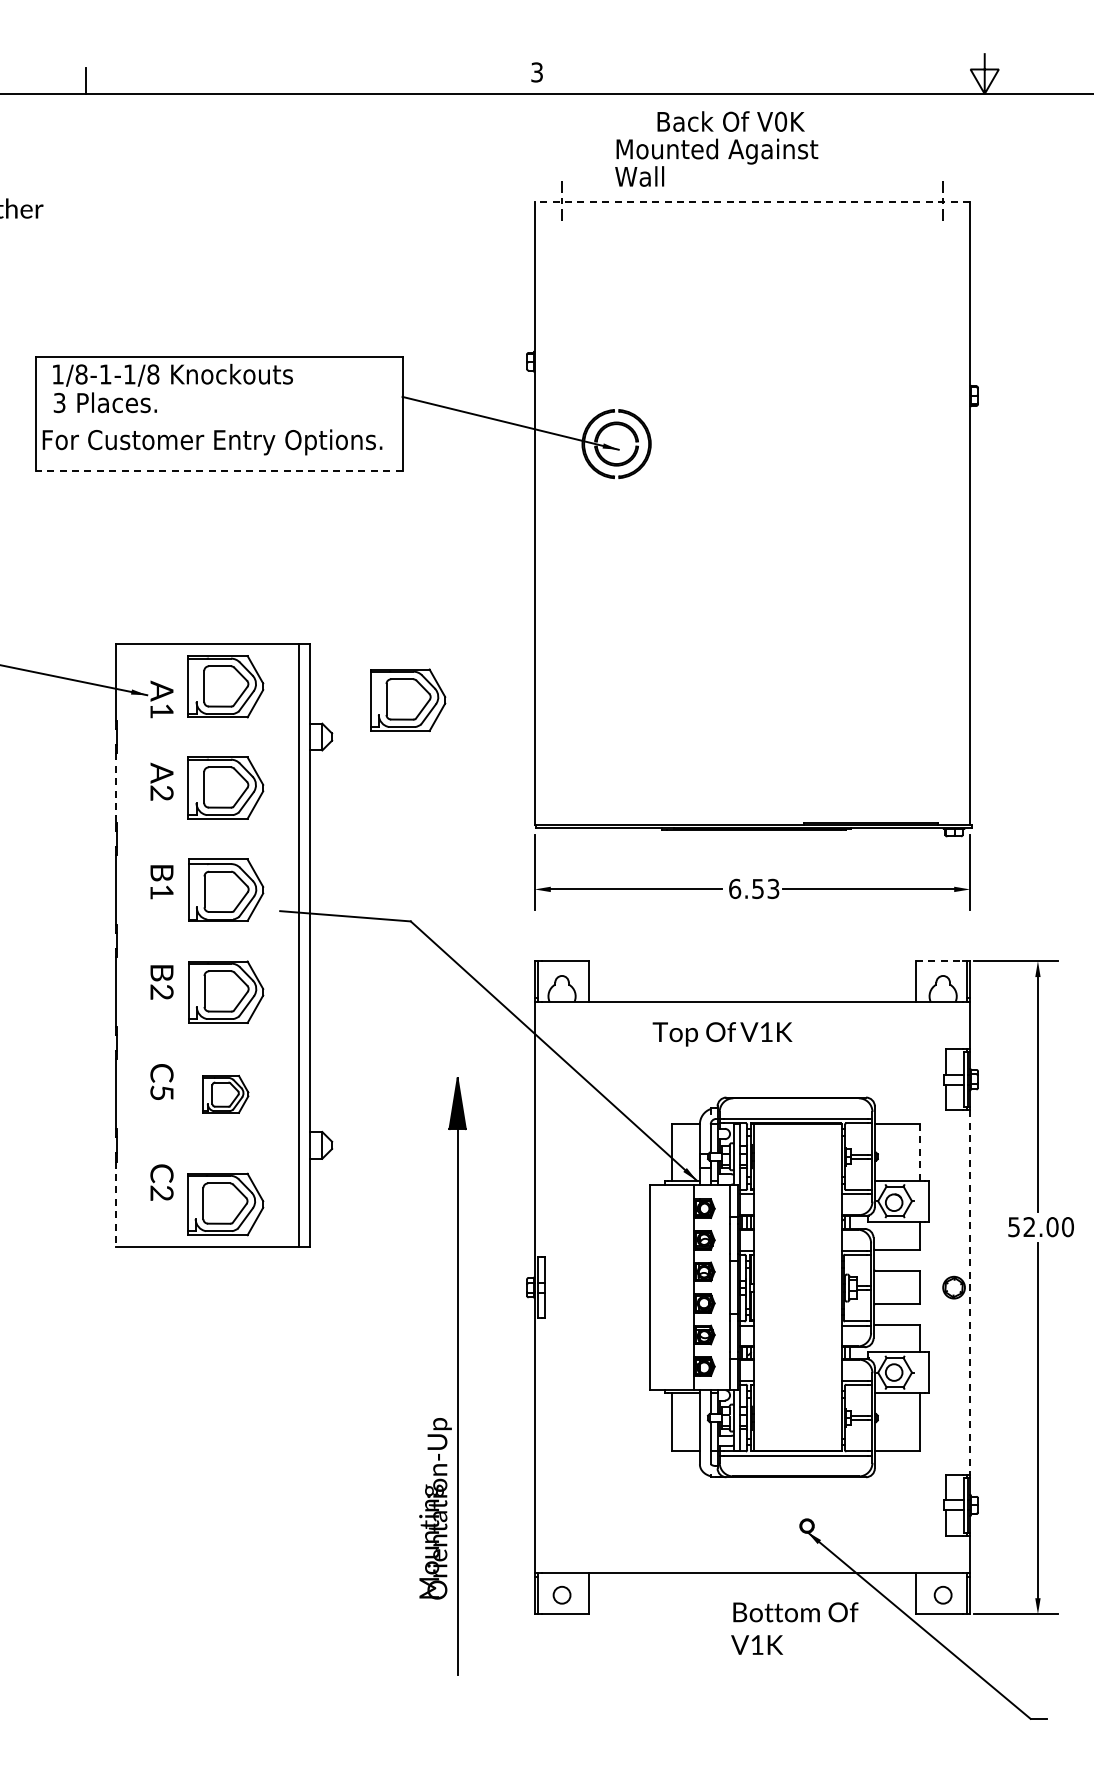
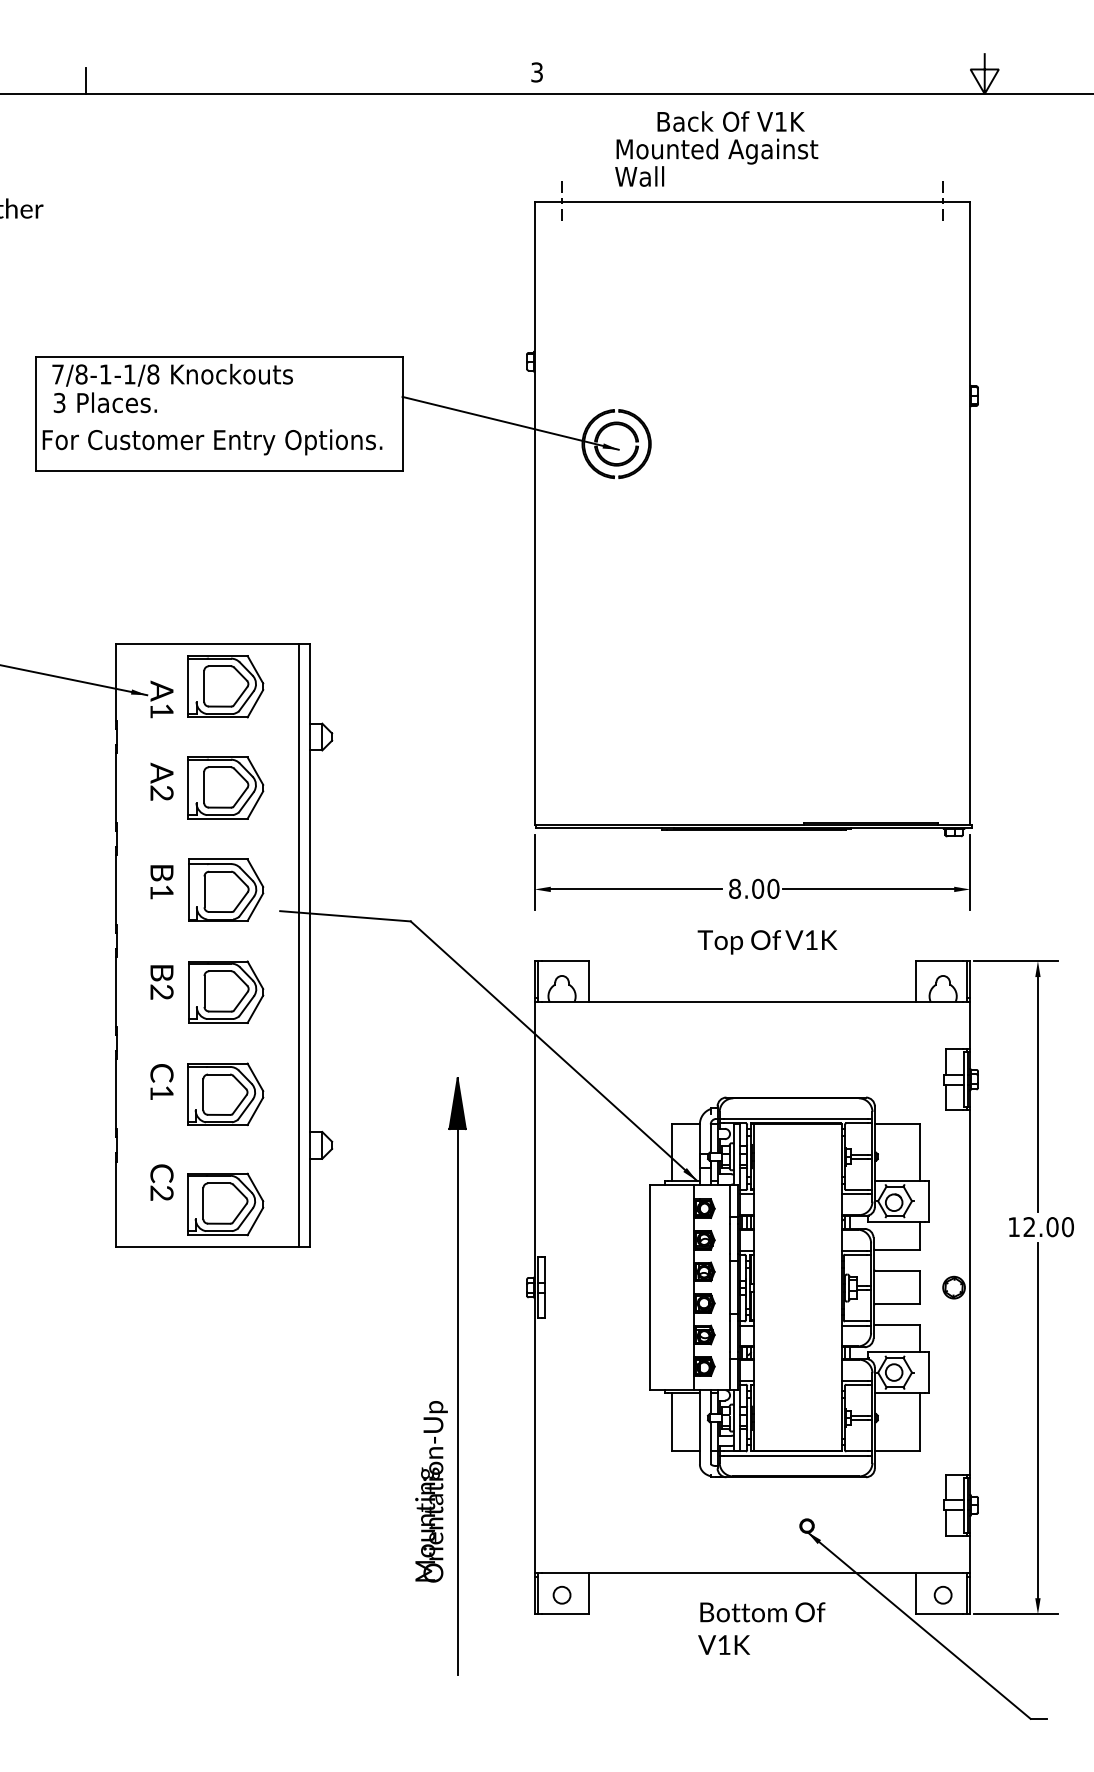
text: V0K -> V1K (781, 121)
line: dashed -> solid (752, 201)
text: 1/8-1-1/8 -> 7/8-1-1/8 (57, 374)
line: dashed -> solid (218, 470)
part: present -> none (408, 699)
line: dashed -> solid (116, 788)
text: 6.53 -> 8.00 (754, 888)
line: dashed -> solid (939, 961)
text position: (722, 1034) -> (767, 942) (767, 942)
text: C5 -> C1 (161, 1092)
part size: 48x39 px -> 78x65 px (225, 1094)
line: dashed -> solid (920, 1151)
line: dashed -> solid (116, 1204)
text: 52.00 -> 12.00 (1013, 1227)
line: dashed -> solid (970, 1293)
text position: (435, 1508) -> (431, 1491) (431, 1491)
text position: (794, 1628) -> (761, 1628) (761, 1628)
